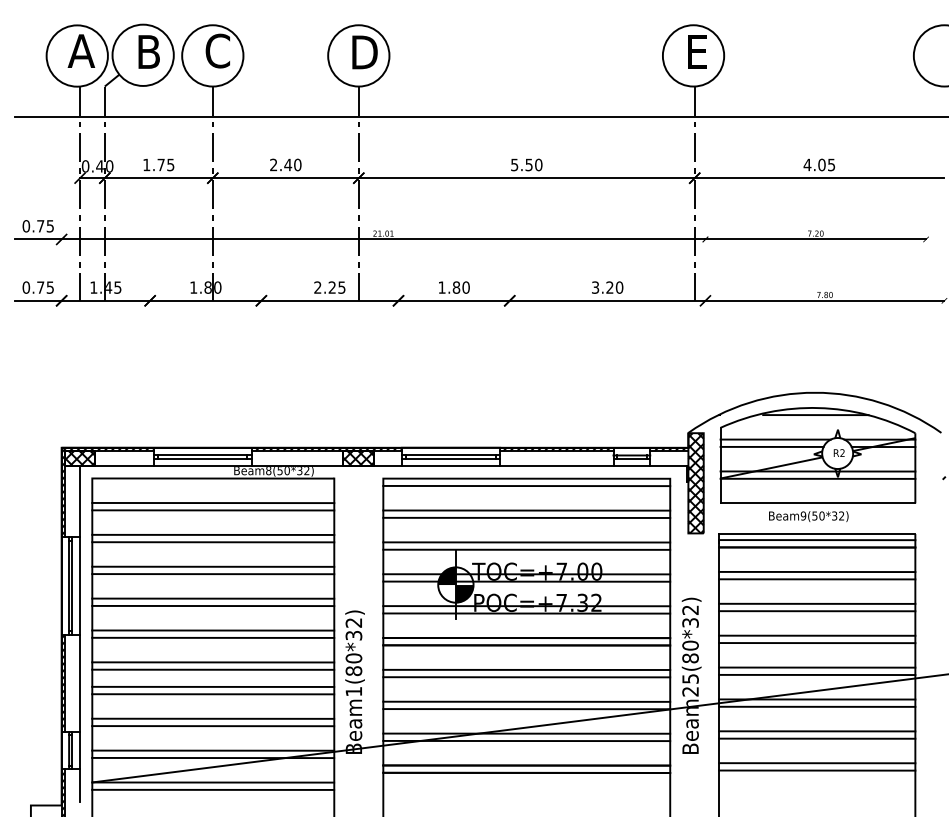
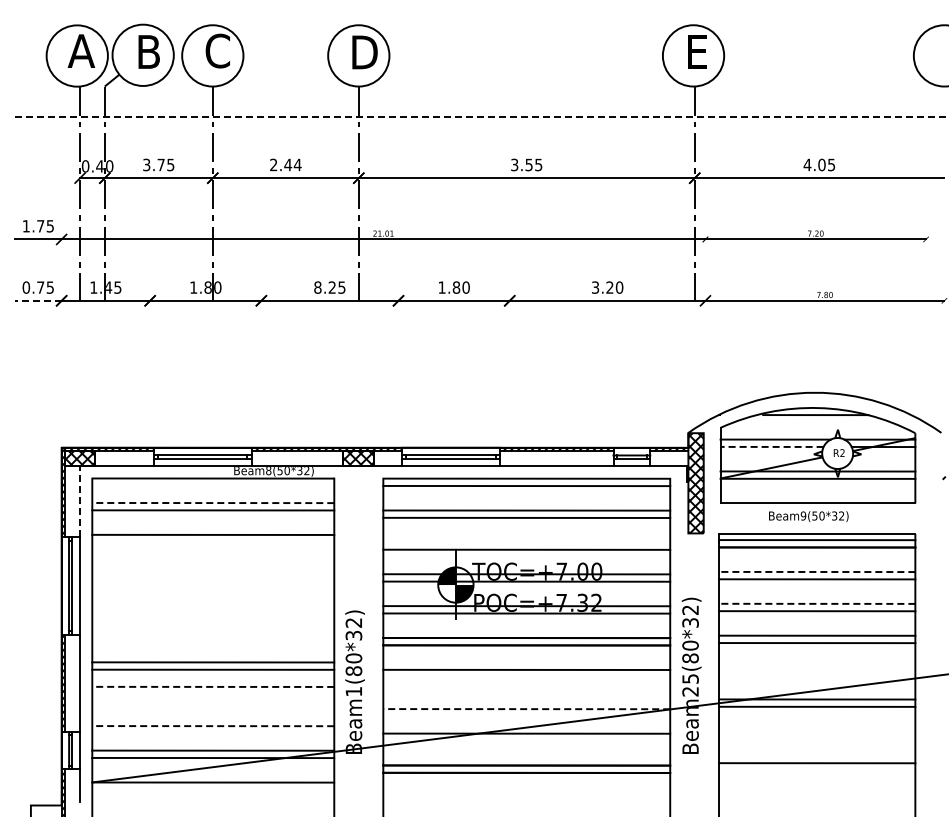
line: solid -> dashed (481, 117)
text: 1.75 -> 3.75 (146, 164)
text: 2.40 -> 2.44 (297, 164)
text: 5.50 -> 3.55 (526, 164)
text: 0.75 -> 1.75 (26, 226)
text: 2.25 -> 8.25 (317, 287)
line: solid -> dashed (37, 300)
line: solid -> dashed (772, 446)
line: solid -> dashed (80, 501)
line: solid -> dashed (213, 503)
line: present -> none (213, 542)
line: present -> none (526, 542)
line: present -> none (213, 566)
line: solid -> dashed (816, 571)
line: present -> none (213, 574)
line: present -> none (213, 598)
line: solid -> dashed (816, 603)
line: present -> none (213, 605)
line: present -> none (213, 630)
line: present -> none (213, 637)
line: present -> none (817, 667)
line: present -> none (817, 674)
line: present -> none (526, 677)
line: solid -> dashed (213, 686)
line: present -> none (213, 694)
line: present -> none (526, 701)
line: solid -> dashed (526, 709)
line: present -> none (213, 718)
line: solid -> dashed (213, 726)
line: present -> none (817, 731)
line: present -> none (817, 738)
line: present -> none (526, 740)
line: present -> none (817, 770)
line: present -> none (213, 789)
